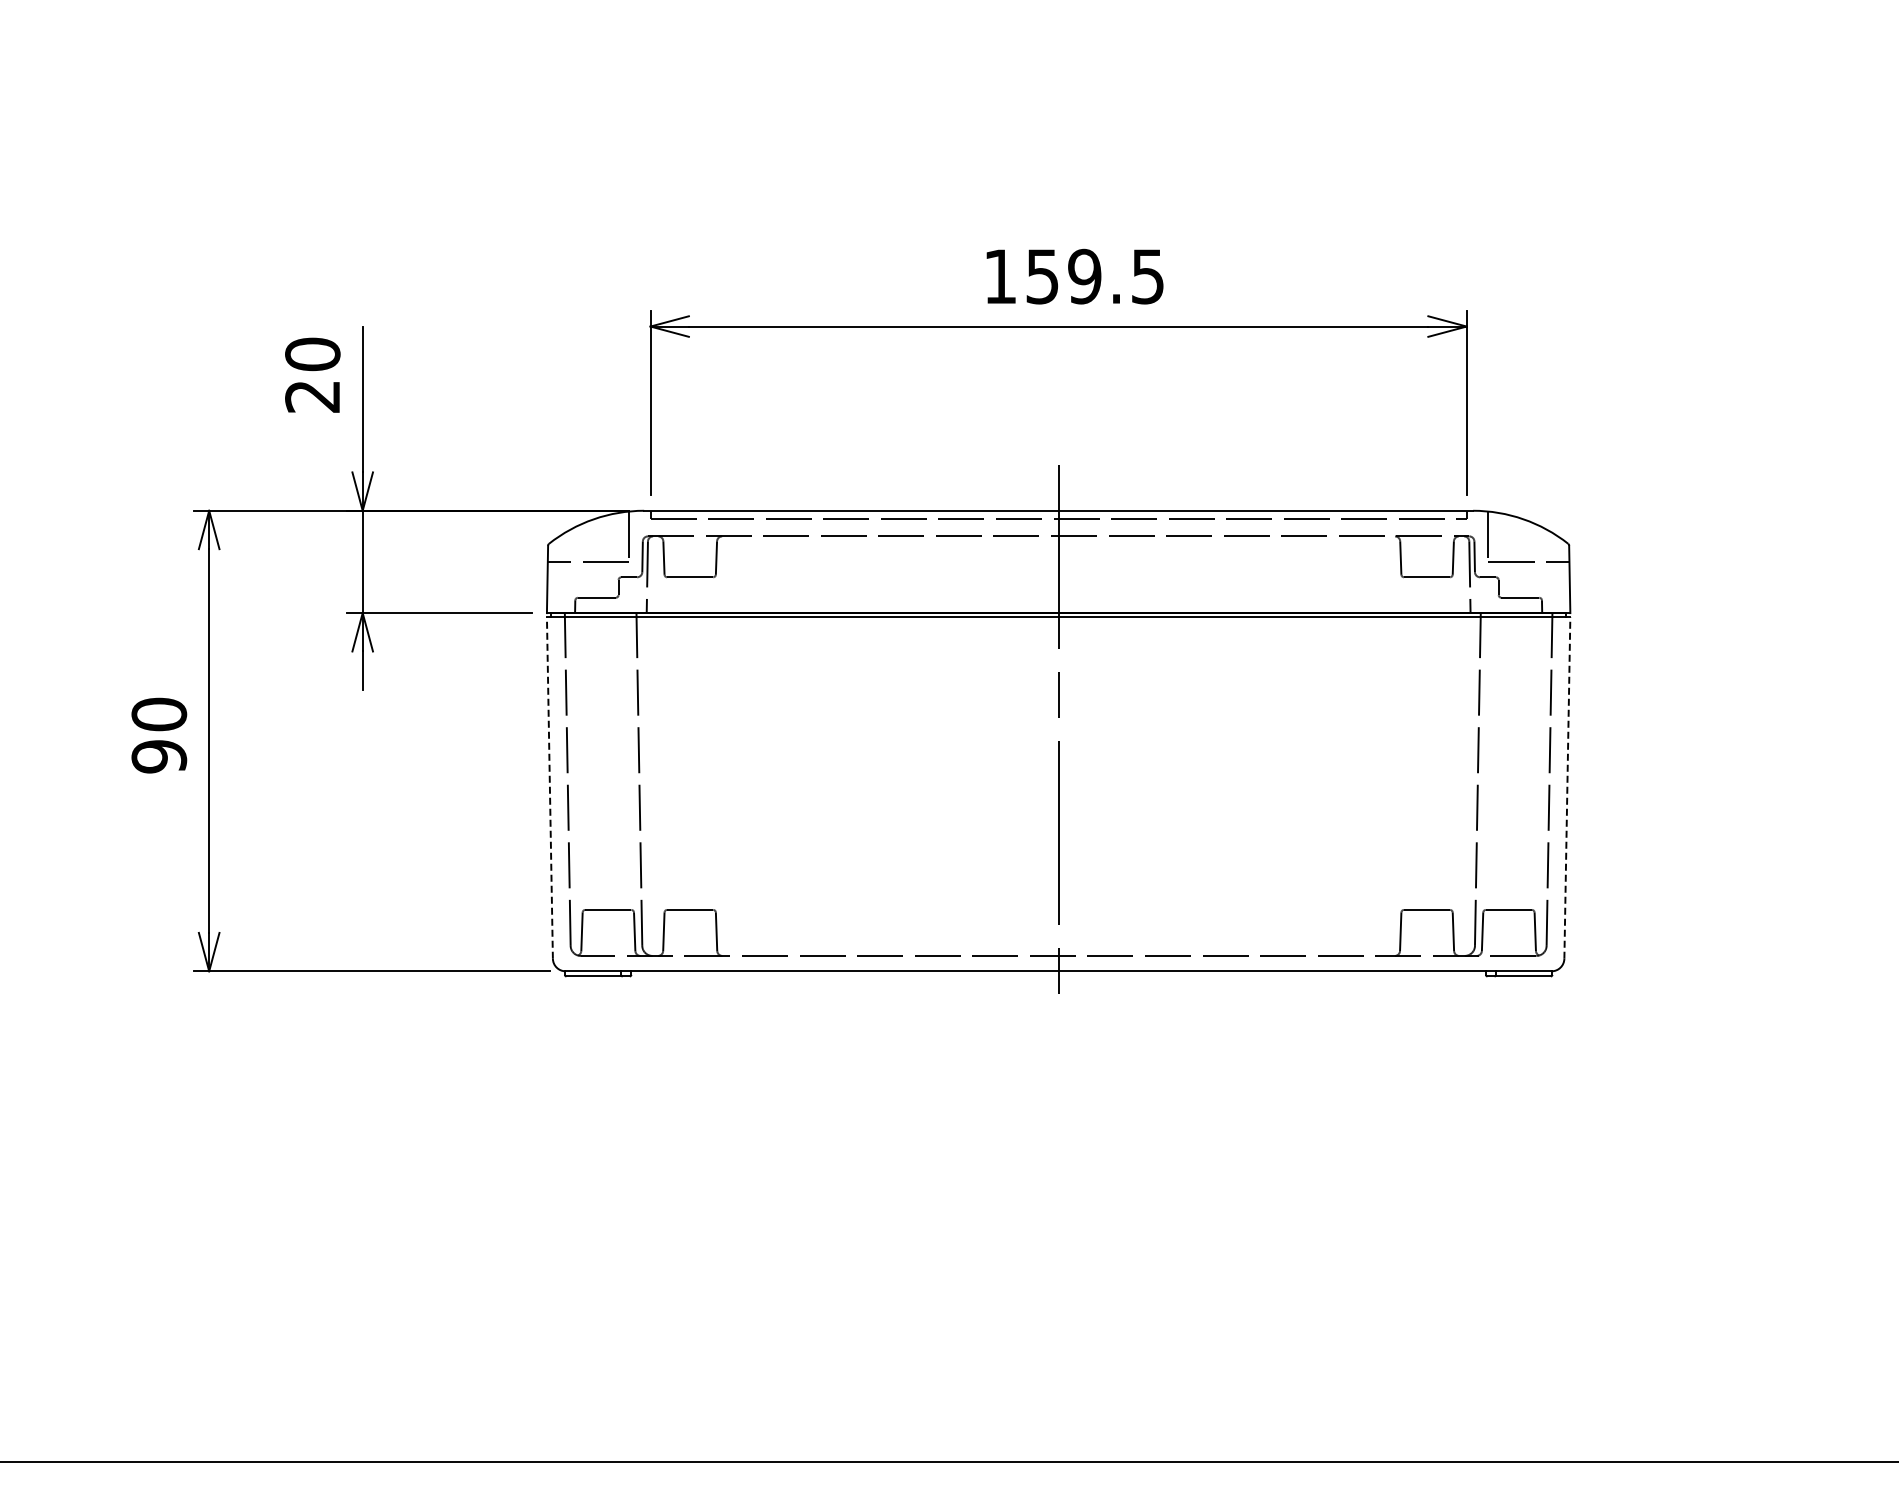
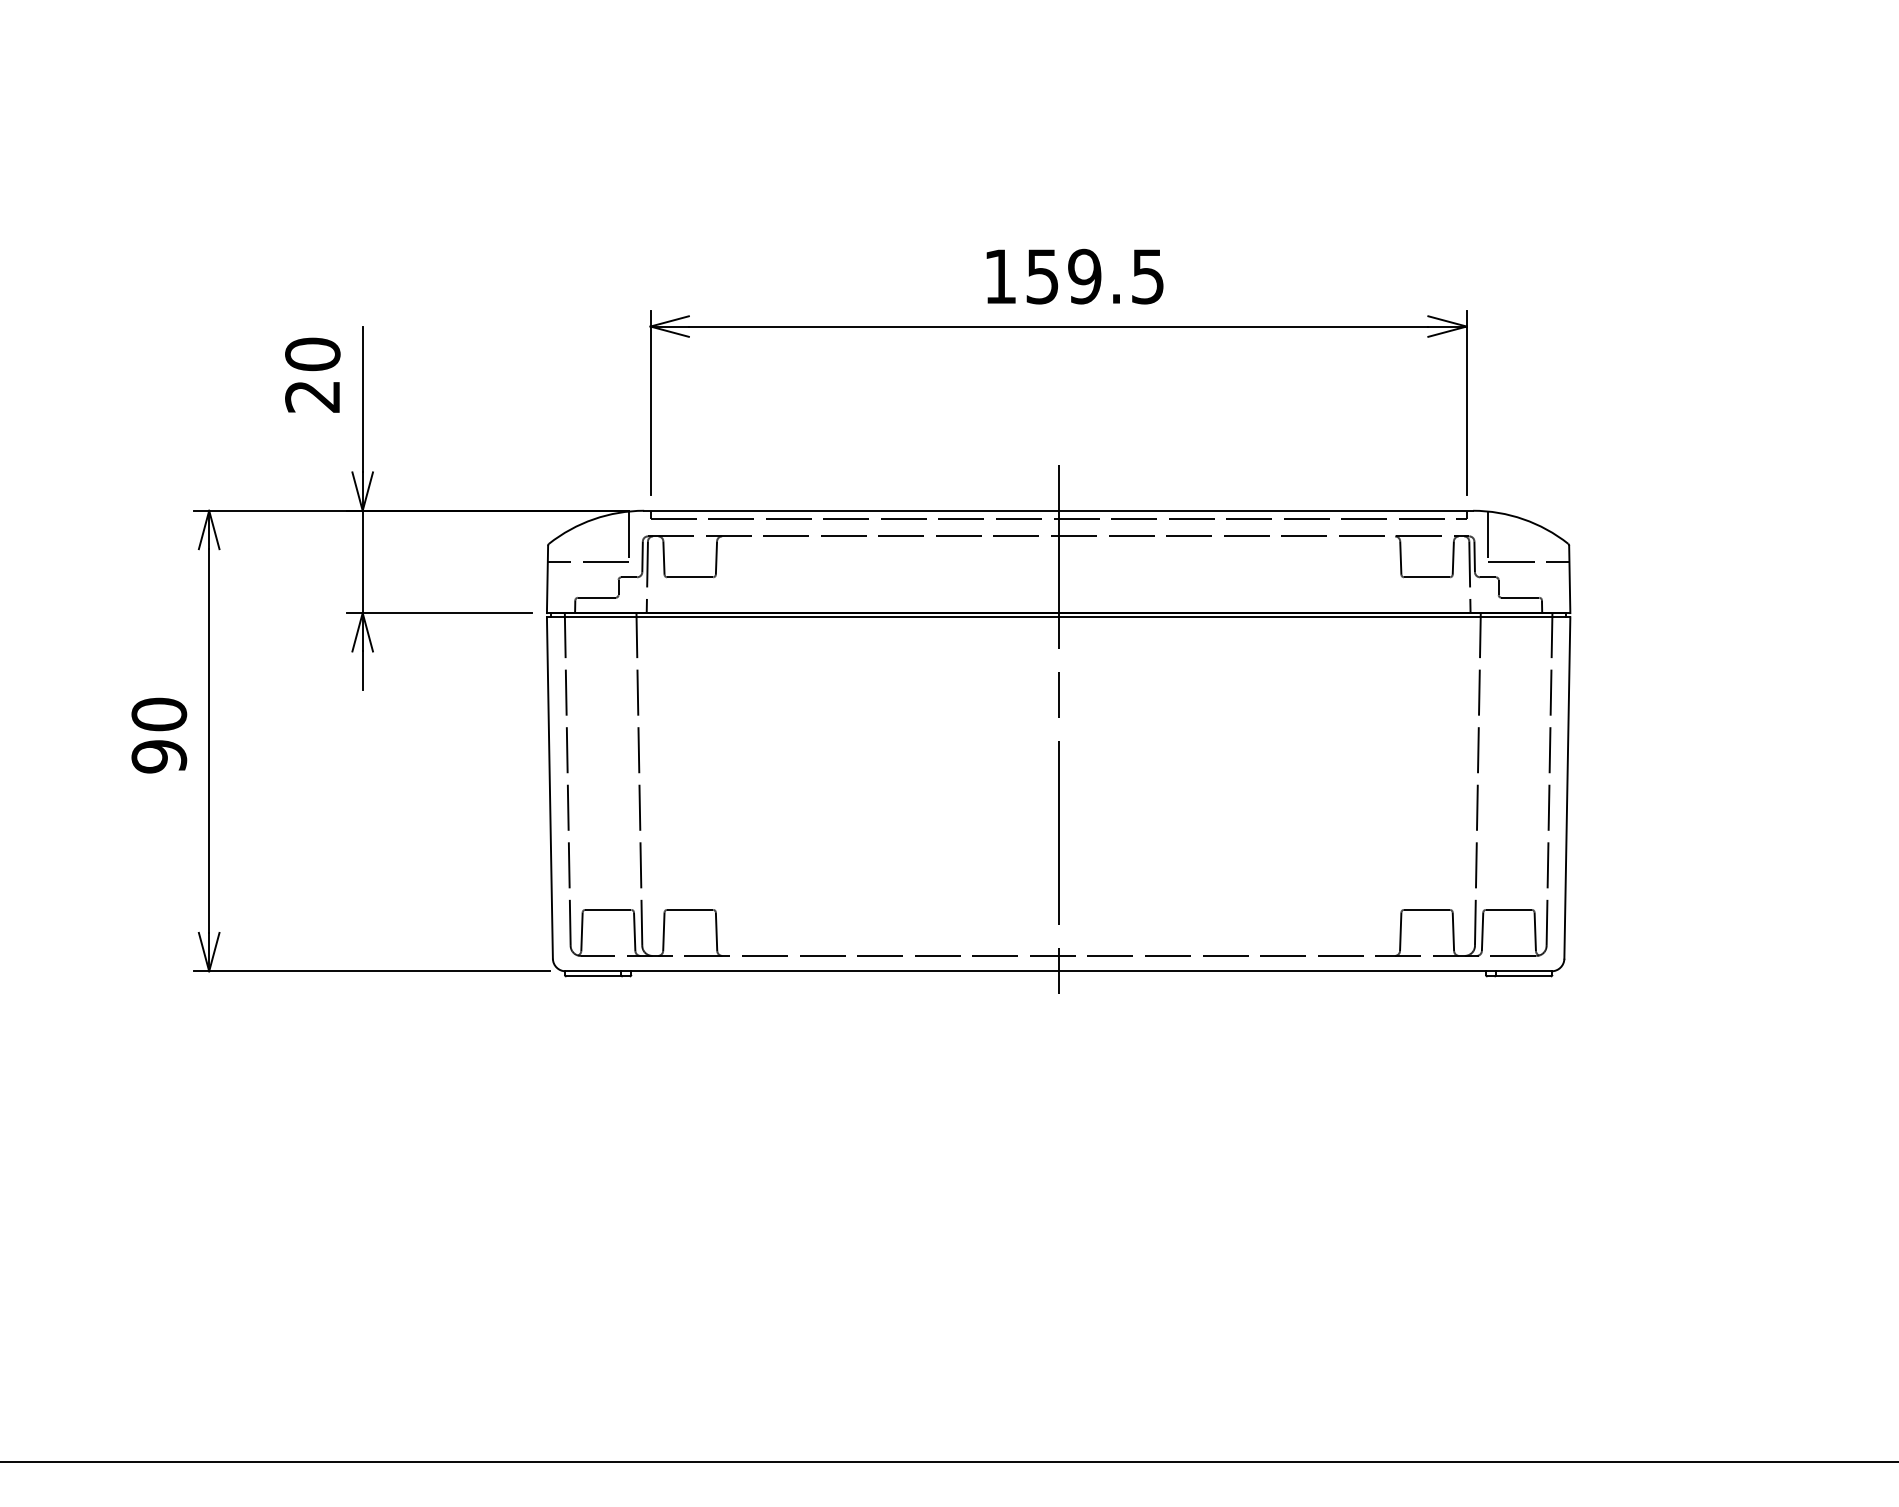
line: dashed -> solid (549, 787)
line: dashed -> solid (1567, 787)
